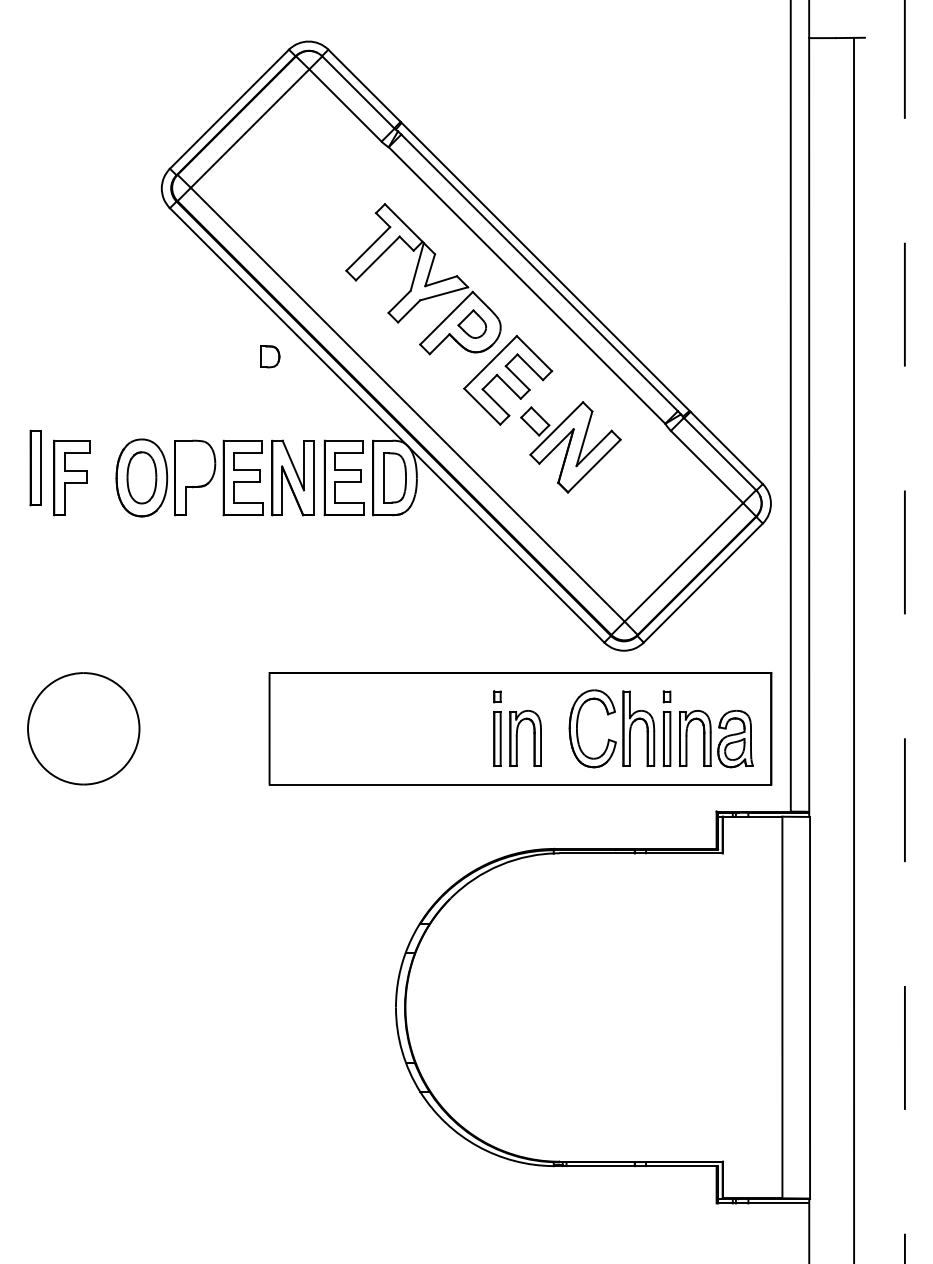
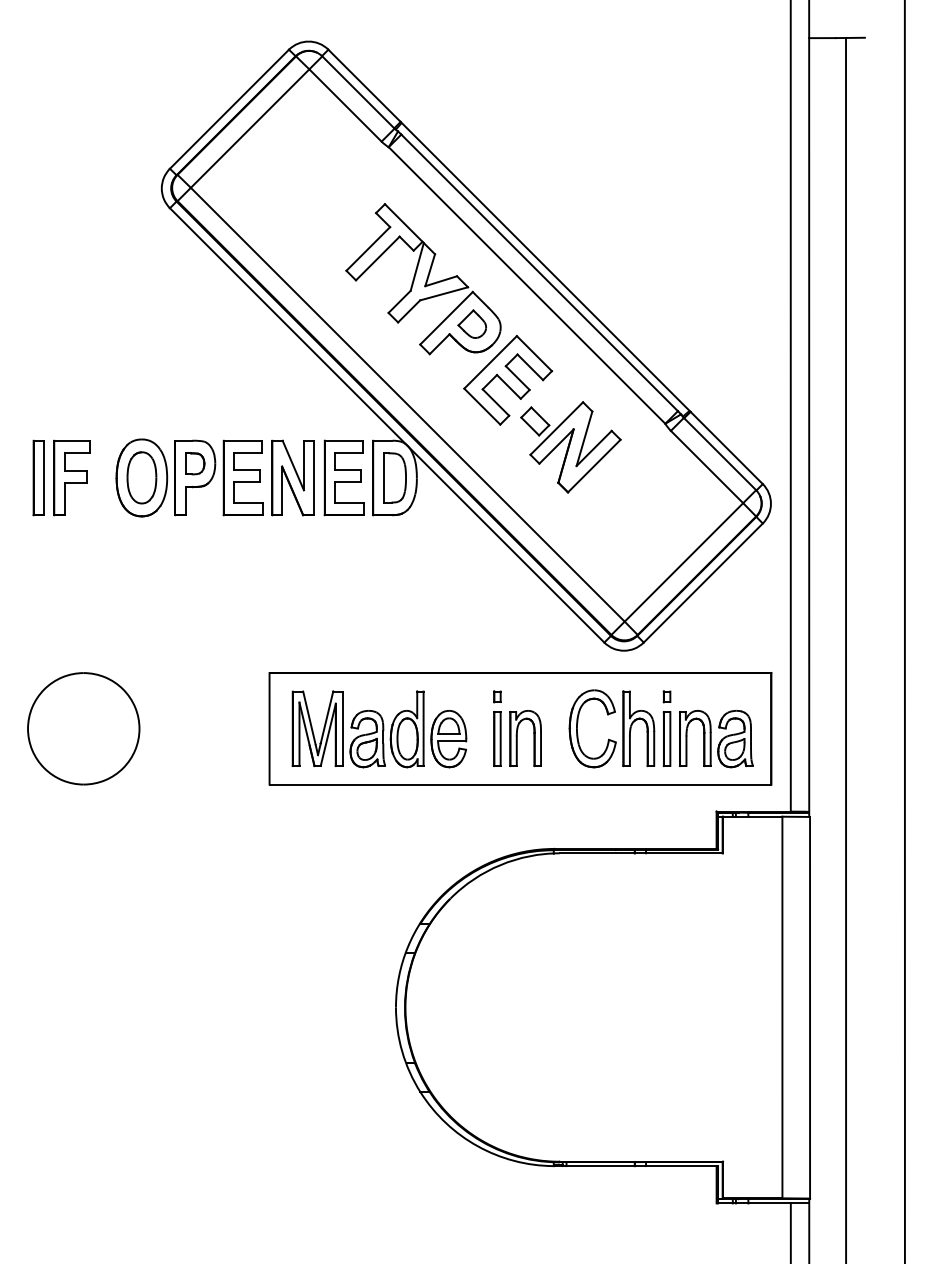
part position: (270, 356) -> (195, 463) (195, 463)
part position: (35, 467) -> (38, 477) (38, 477)
line: dashed -> solid (904, 631)
line position: (854, 649) -> (846, 649) (846, 649)
part: none -> present (379, 729)
line: none -> present (790, 1231)
